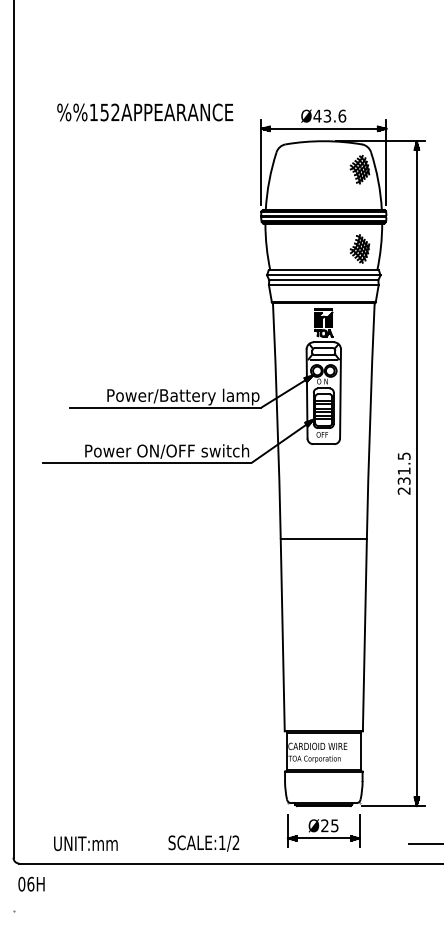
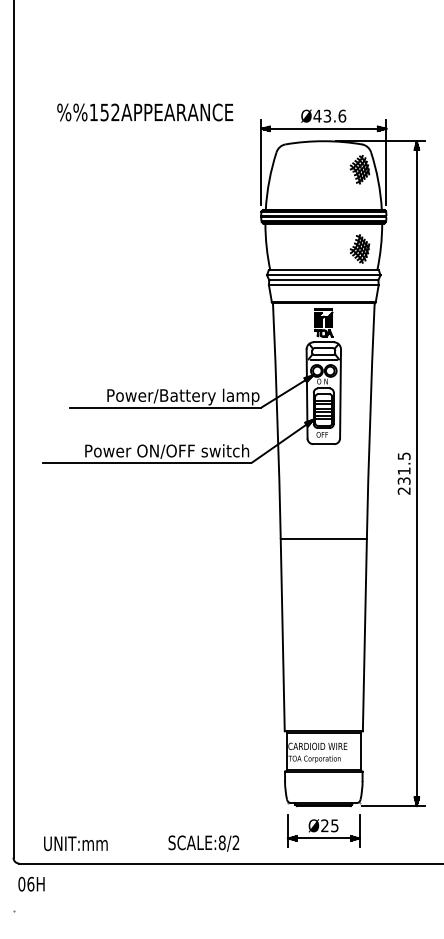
text: SCALE:1/2 -> SCALE:8/2 (221, 842)
text position: (85, 843) -> (75, 843) (75, 843)
line: present -> none (424, 844)
